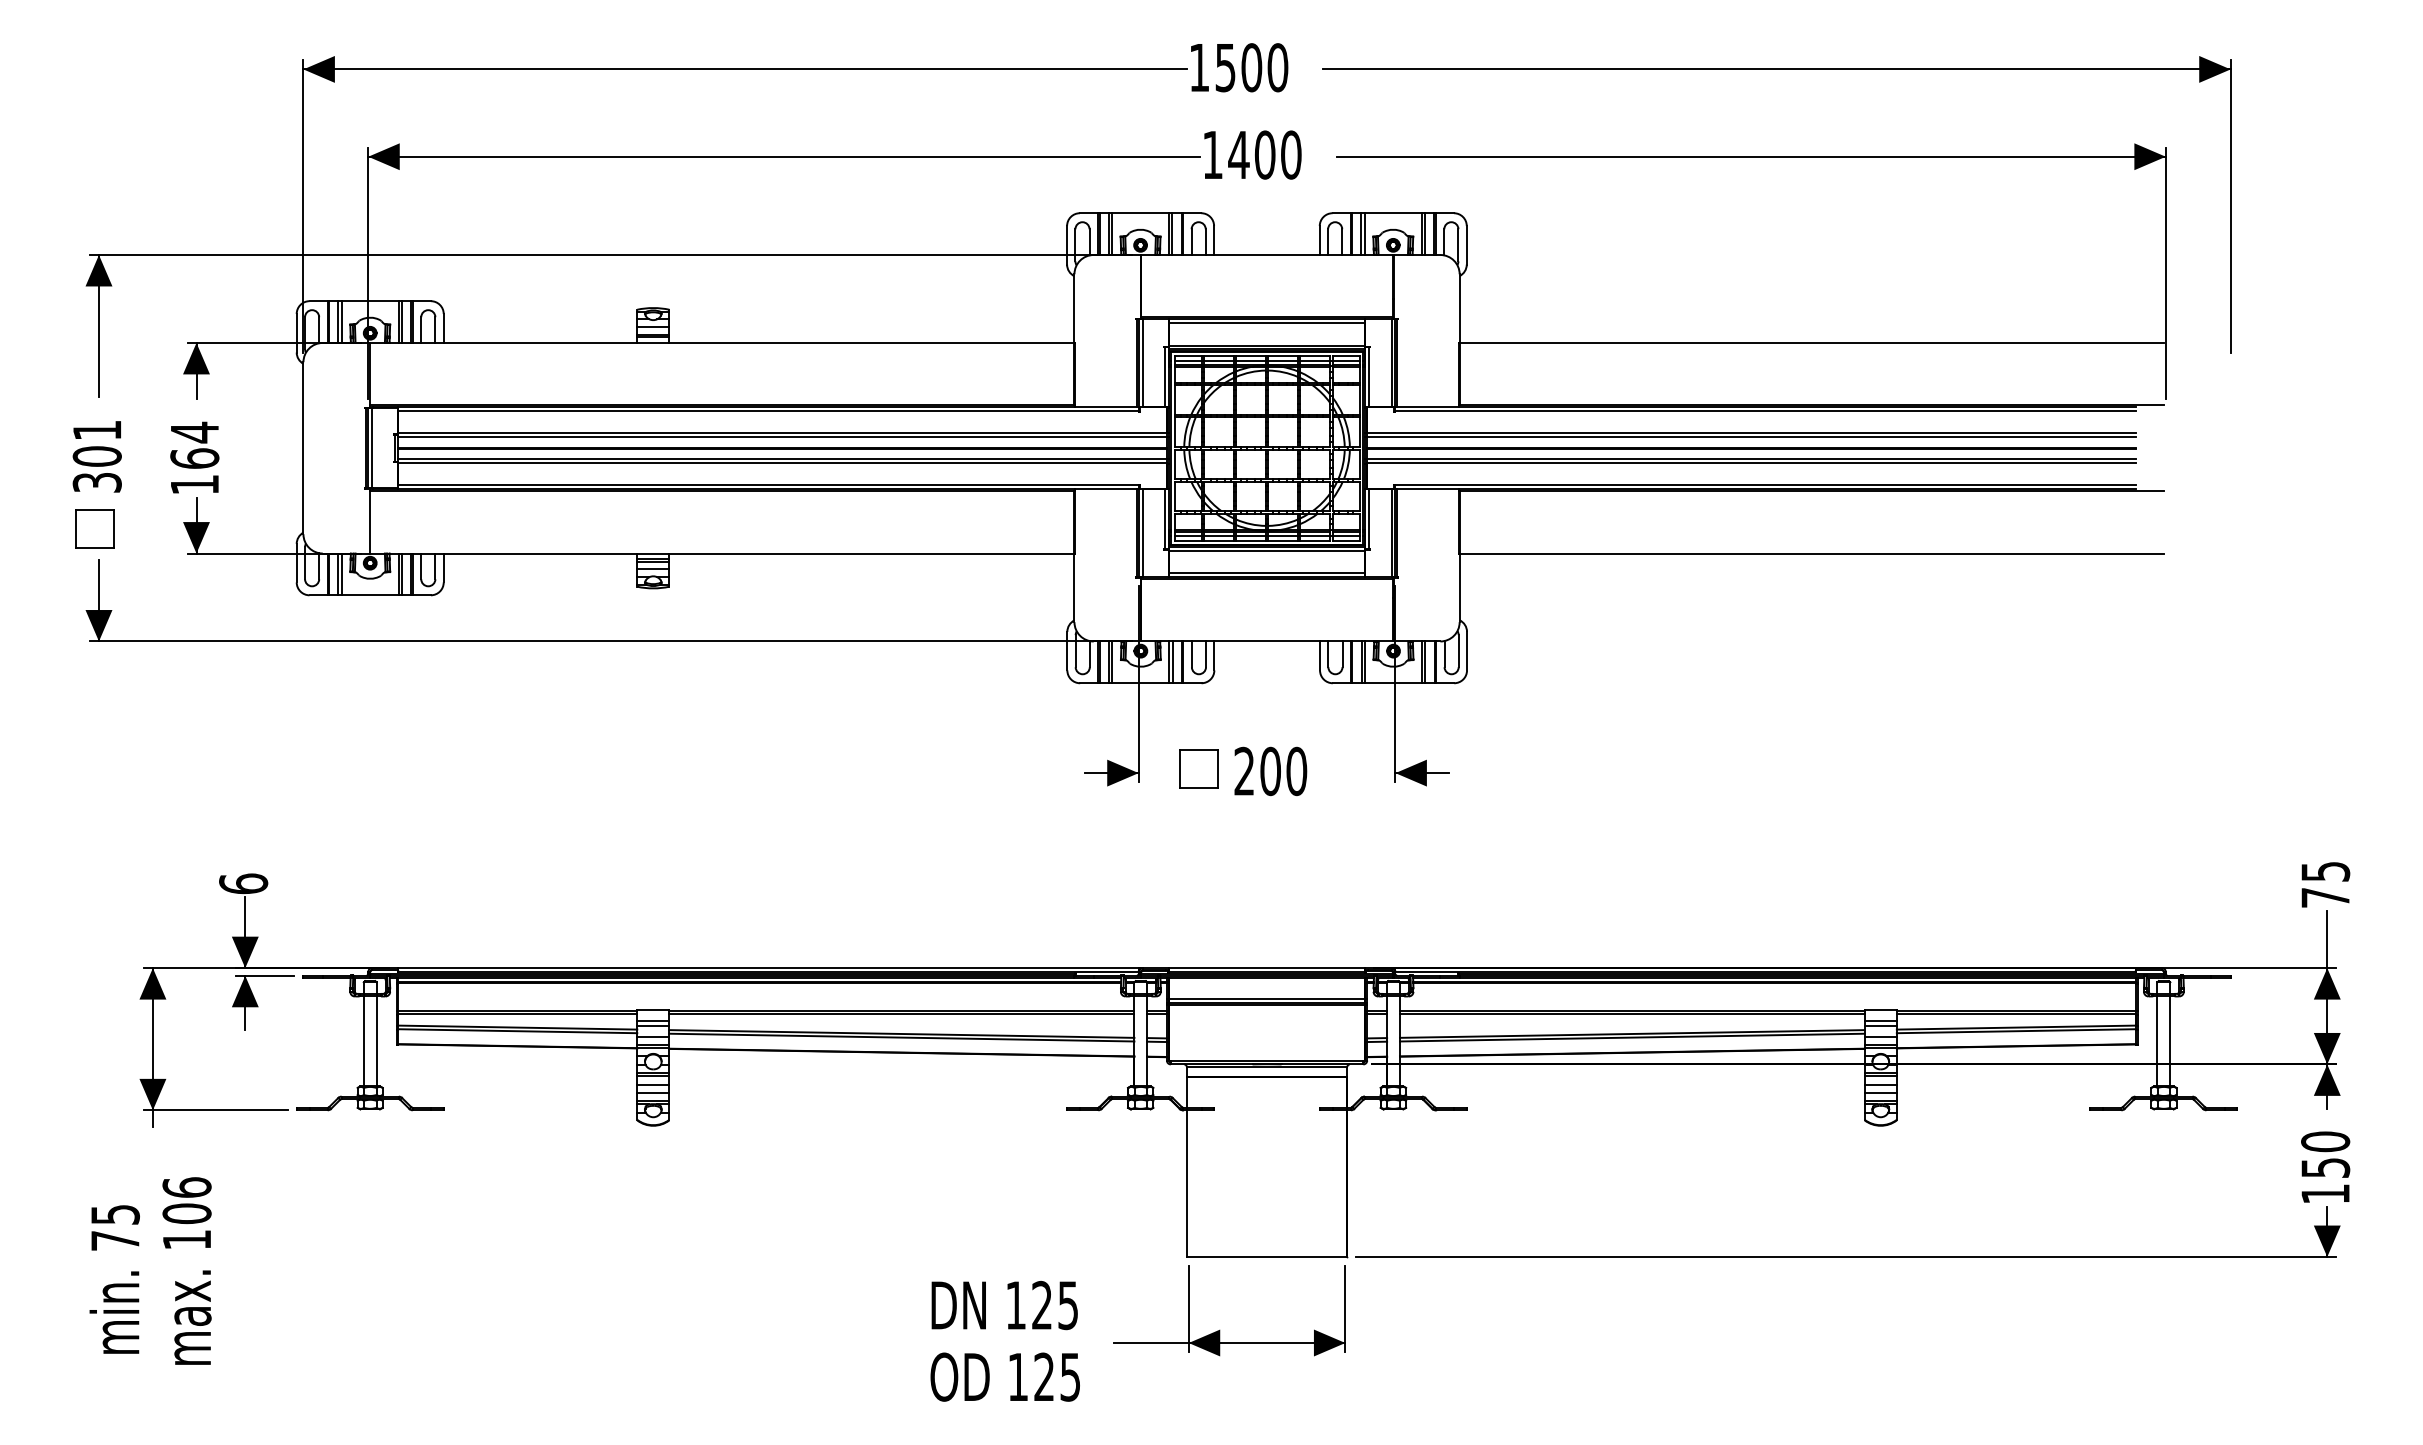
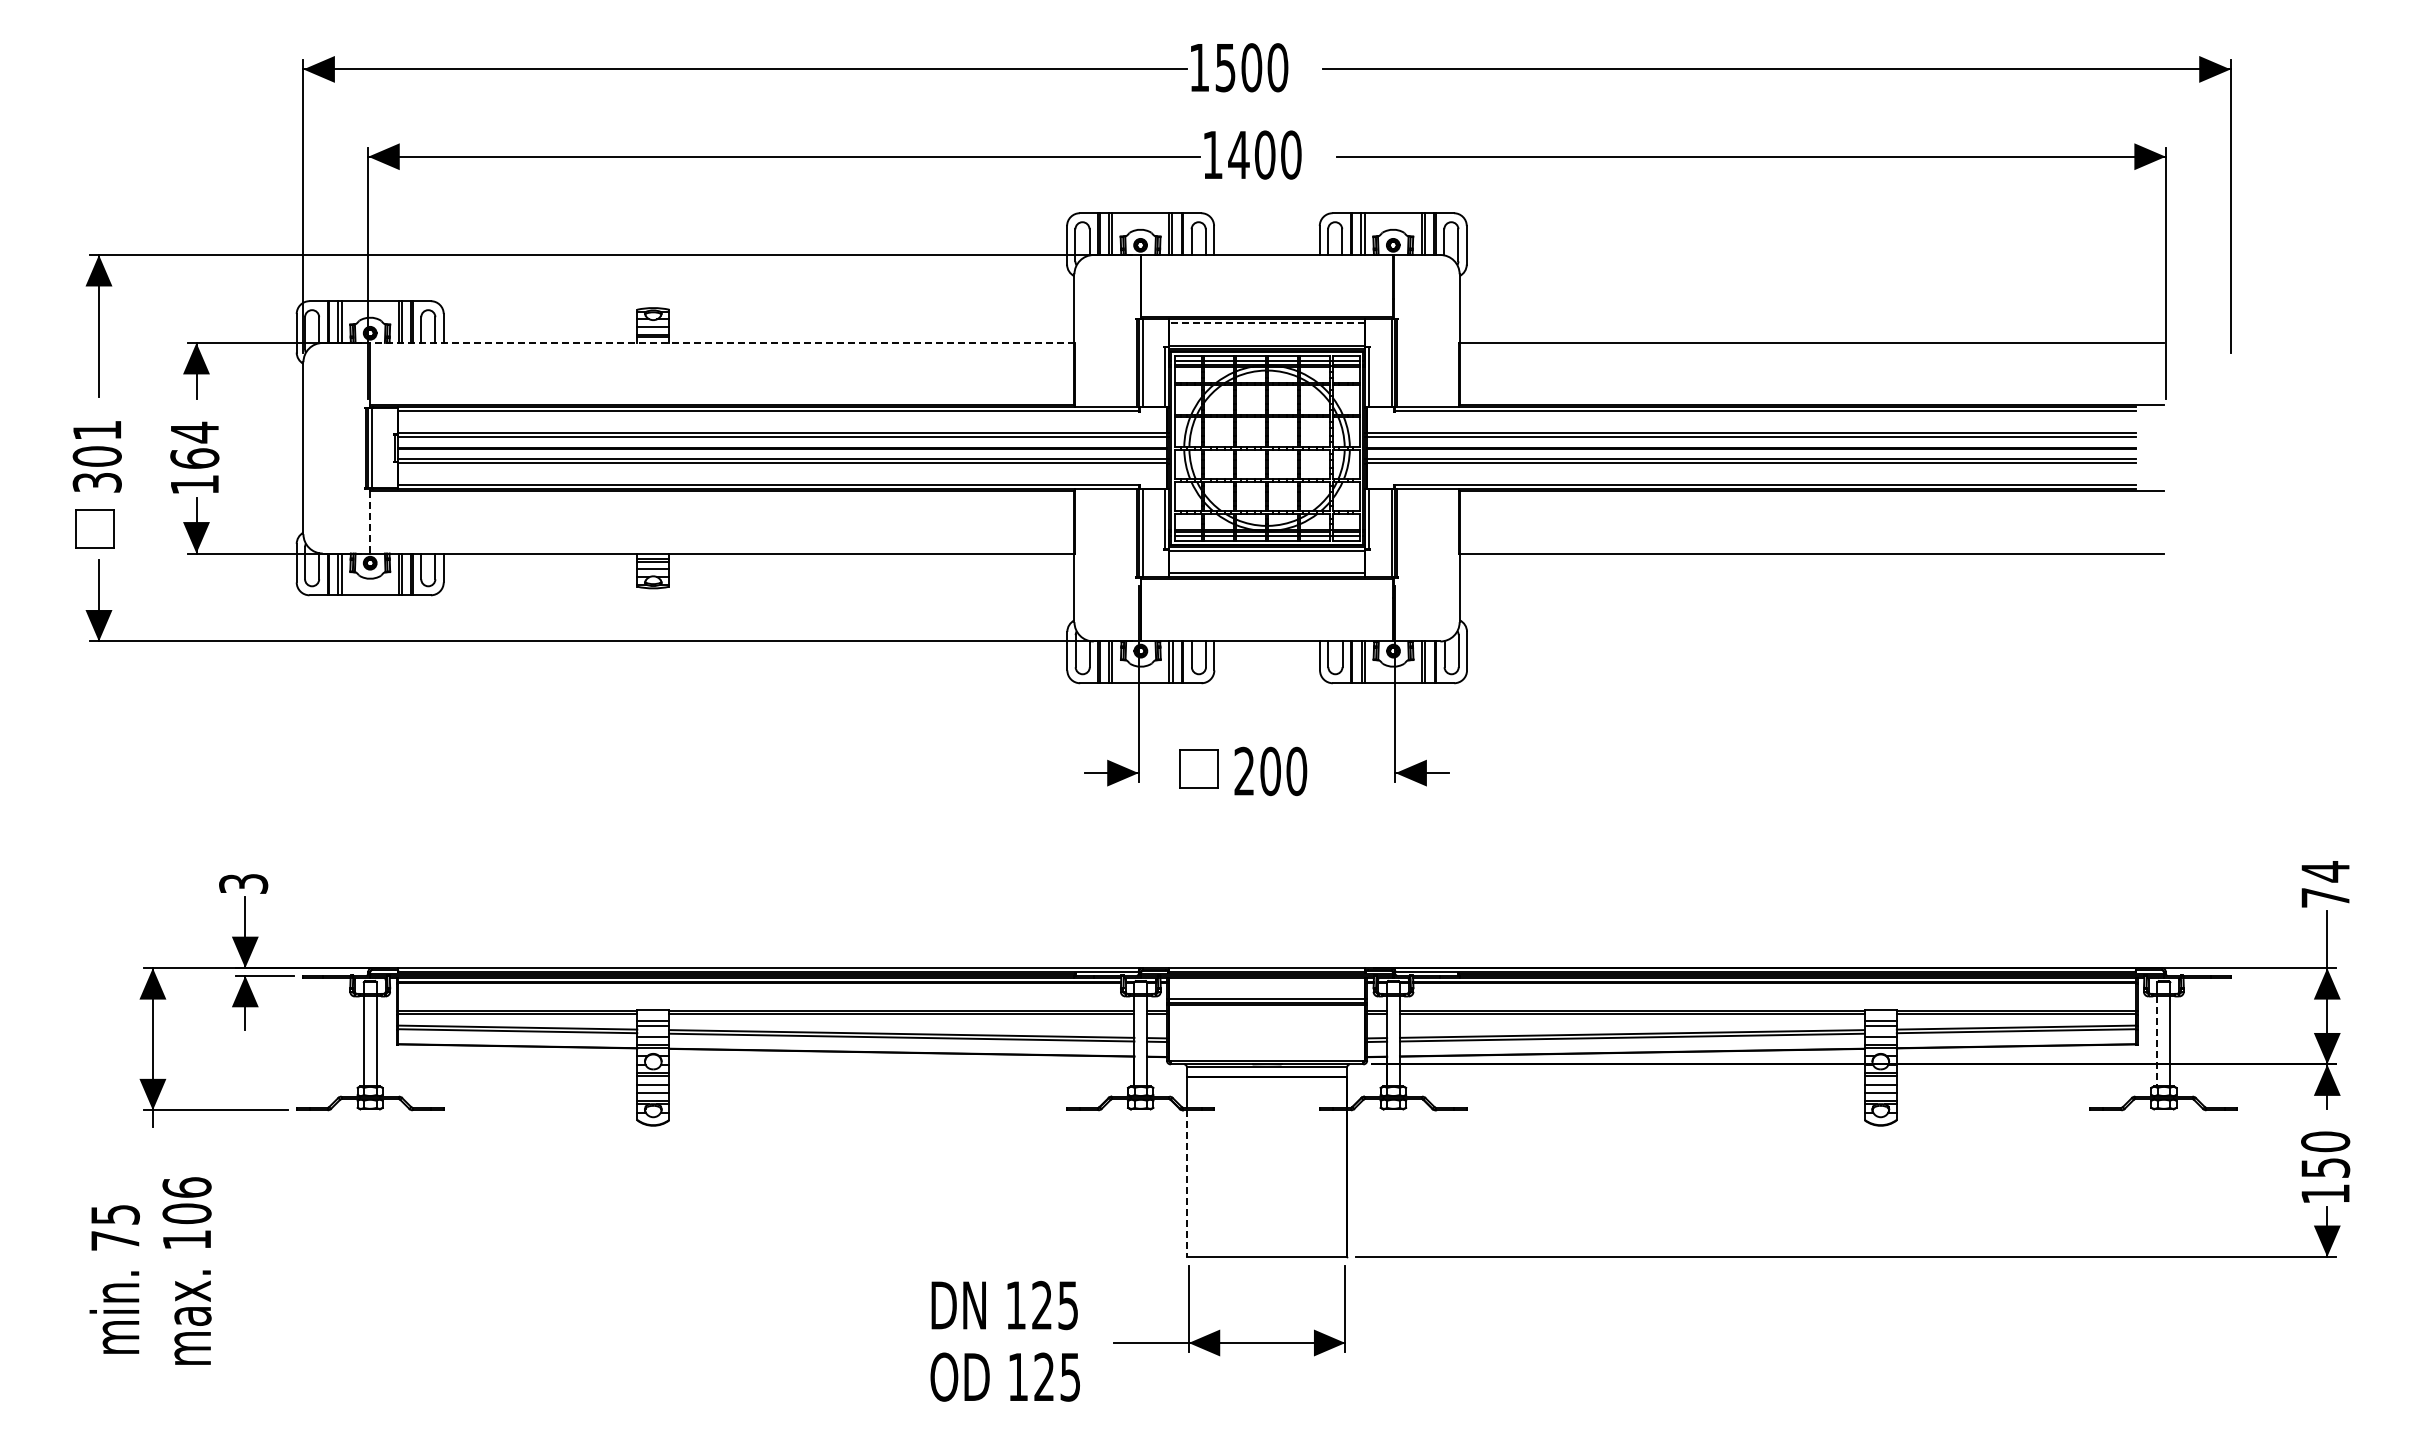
line: solid -> dashed (1267, 323)
line: solid -> dashed (722, 342)
line: solid -> dashed (370, 522)
text: 75 -> 74 (2325, 871)
text: 6 -> 3 (243, 883)
line: solid -> dashed (2157, 1041)
line: solid -> dashed (1186, 1184)
